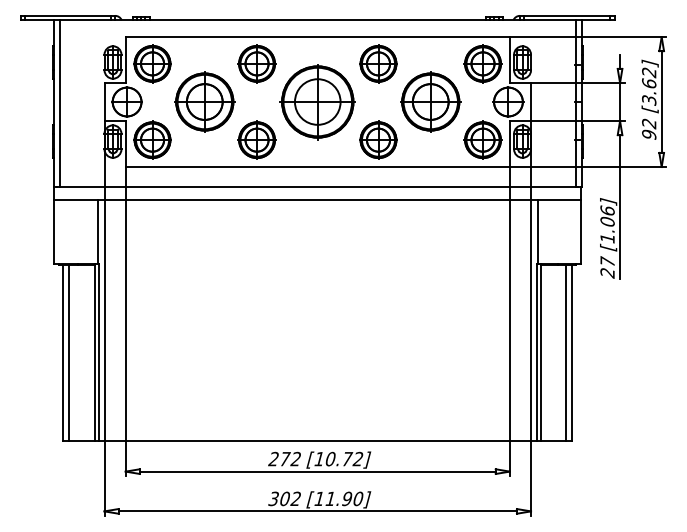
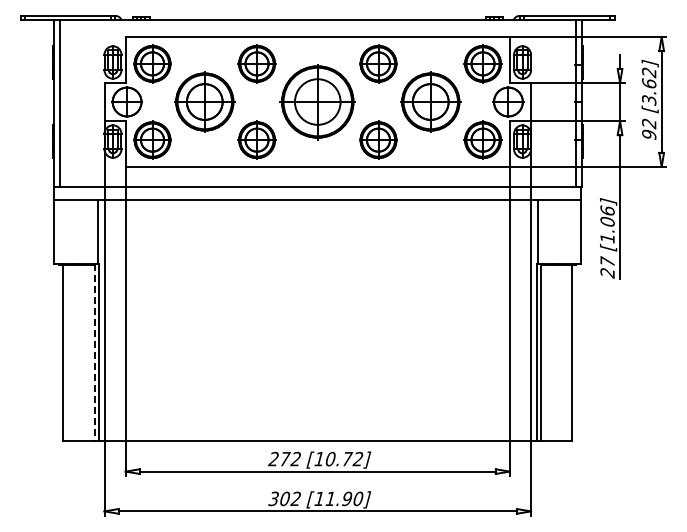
line: present -> none (69, 352)
line: present -> none (566, 352)
line: solid -> dashed (94, 353)
